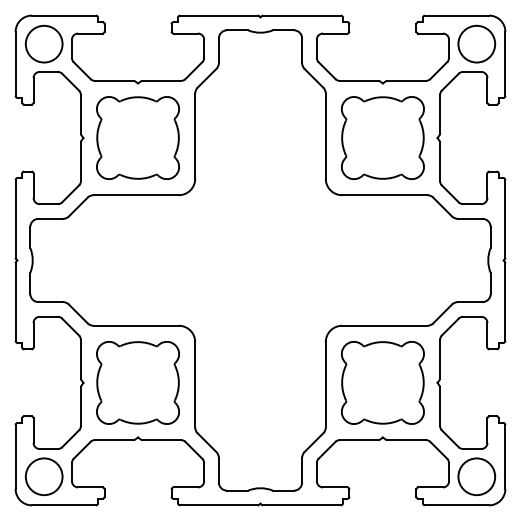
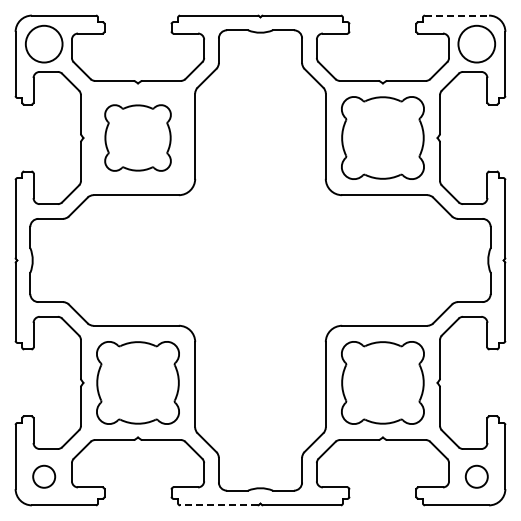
line: solid -> dashed (457, 15)
part size: 84x84 px -> 68x68 px (137, 137)
circle diameter: 37 px -> 22 px (44, 476)
circle diameter: 37 px -> 22 px (476, 476)
line: solid -> dashed (218, 505)
